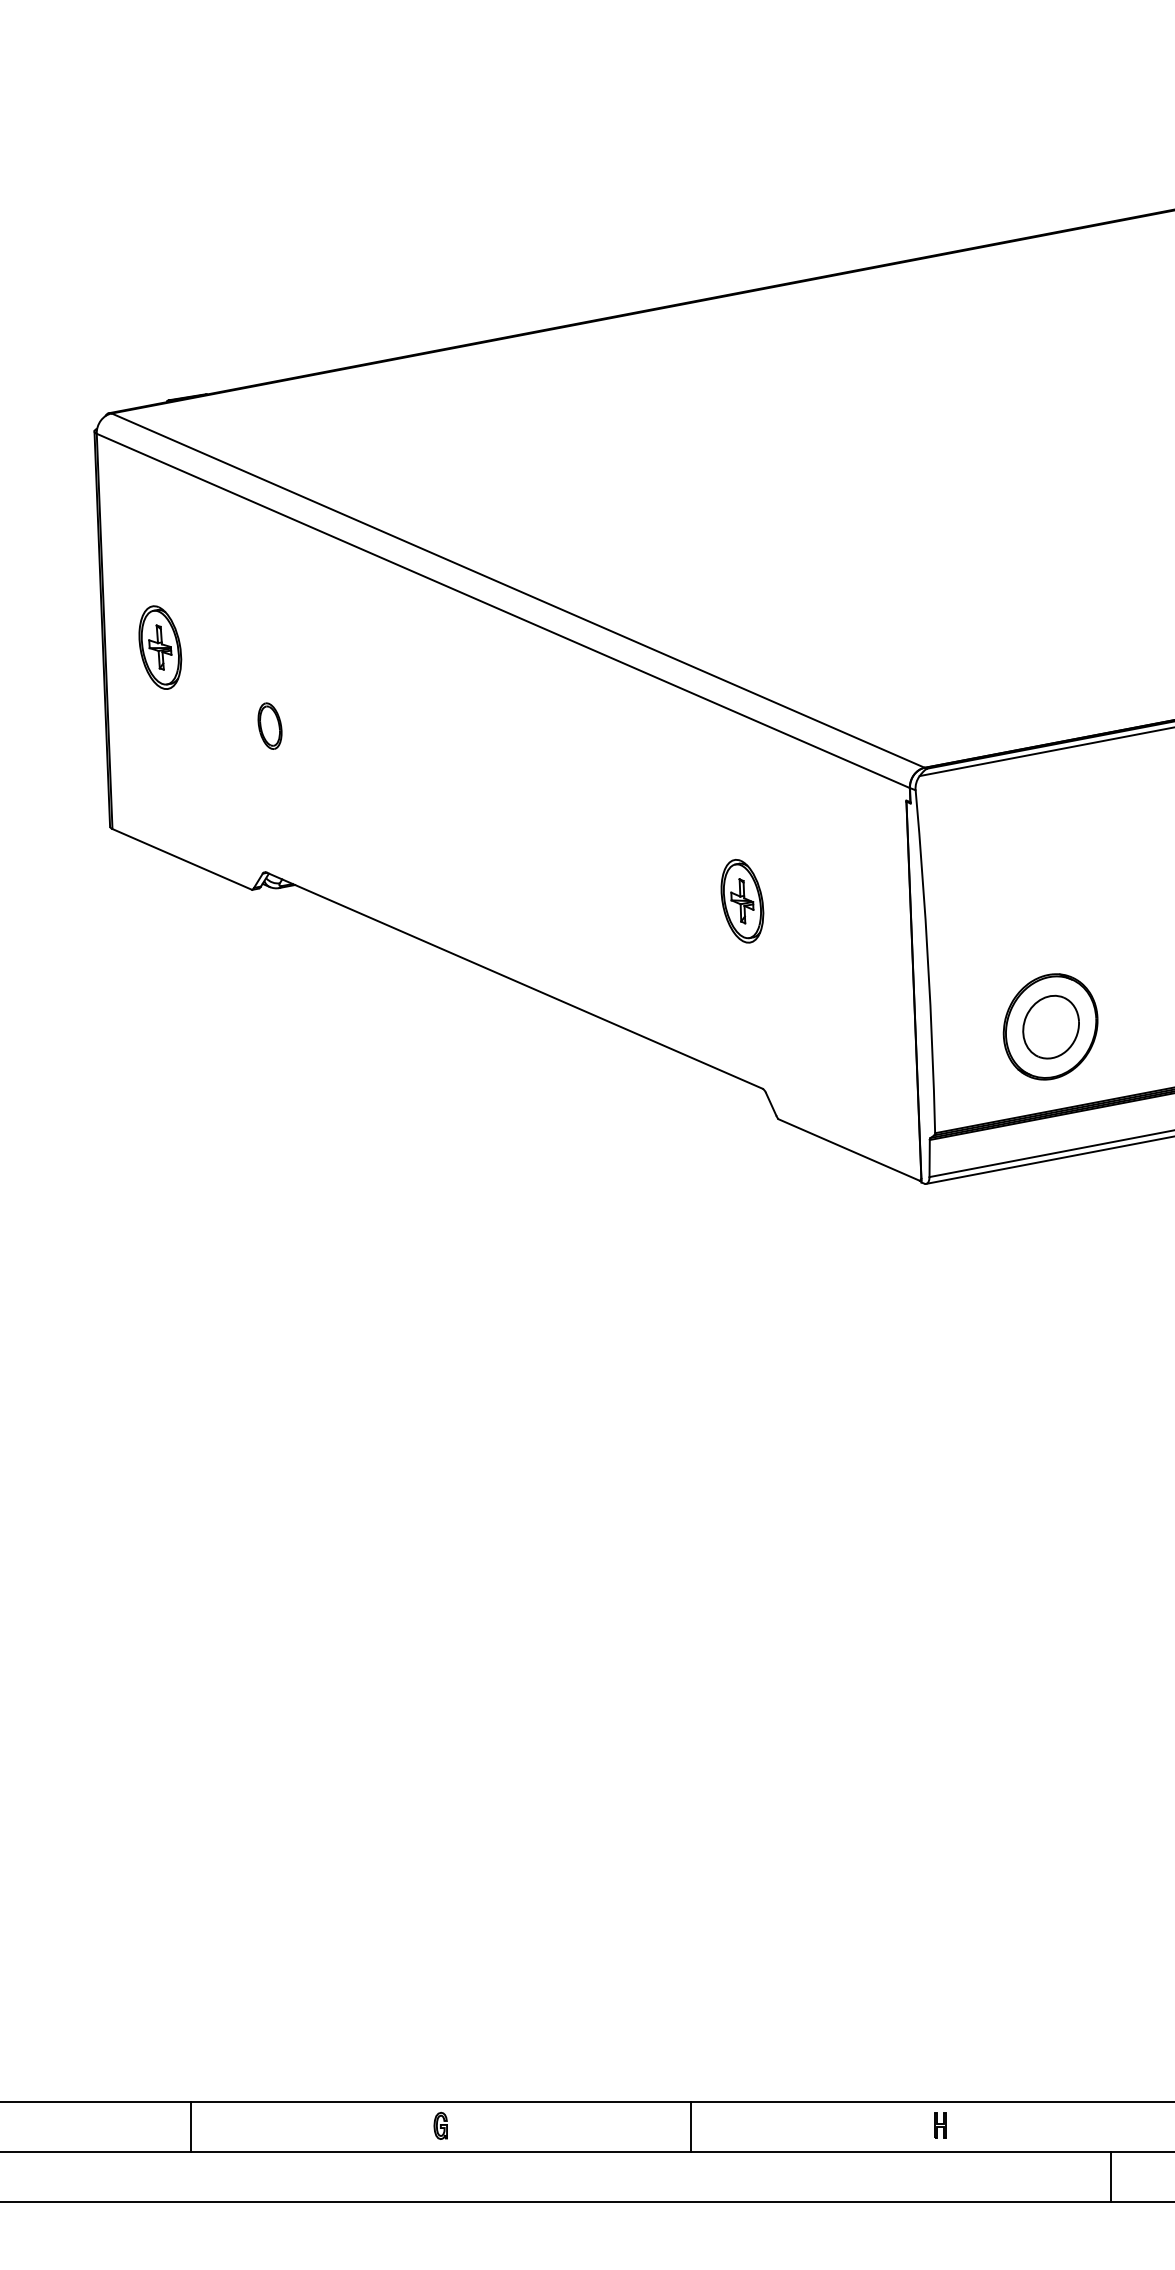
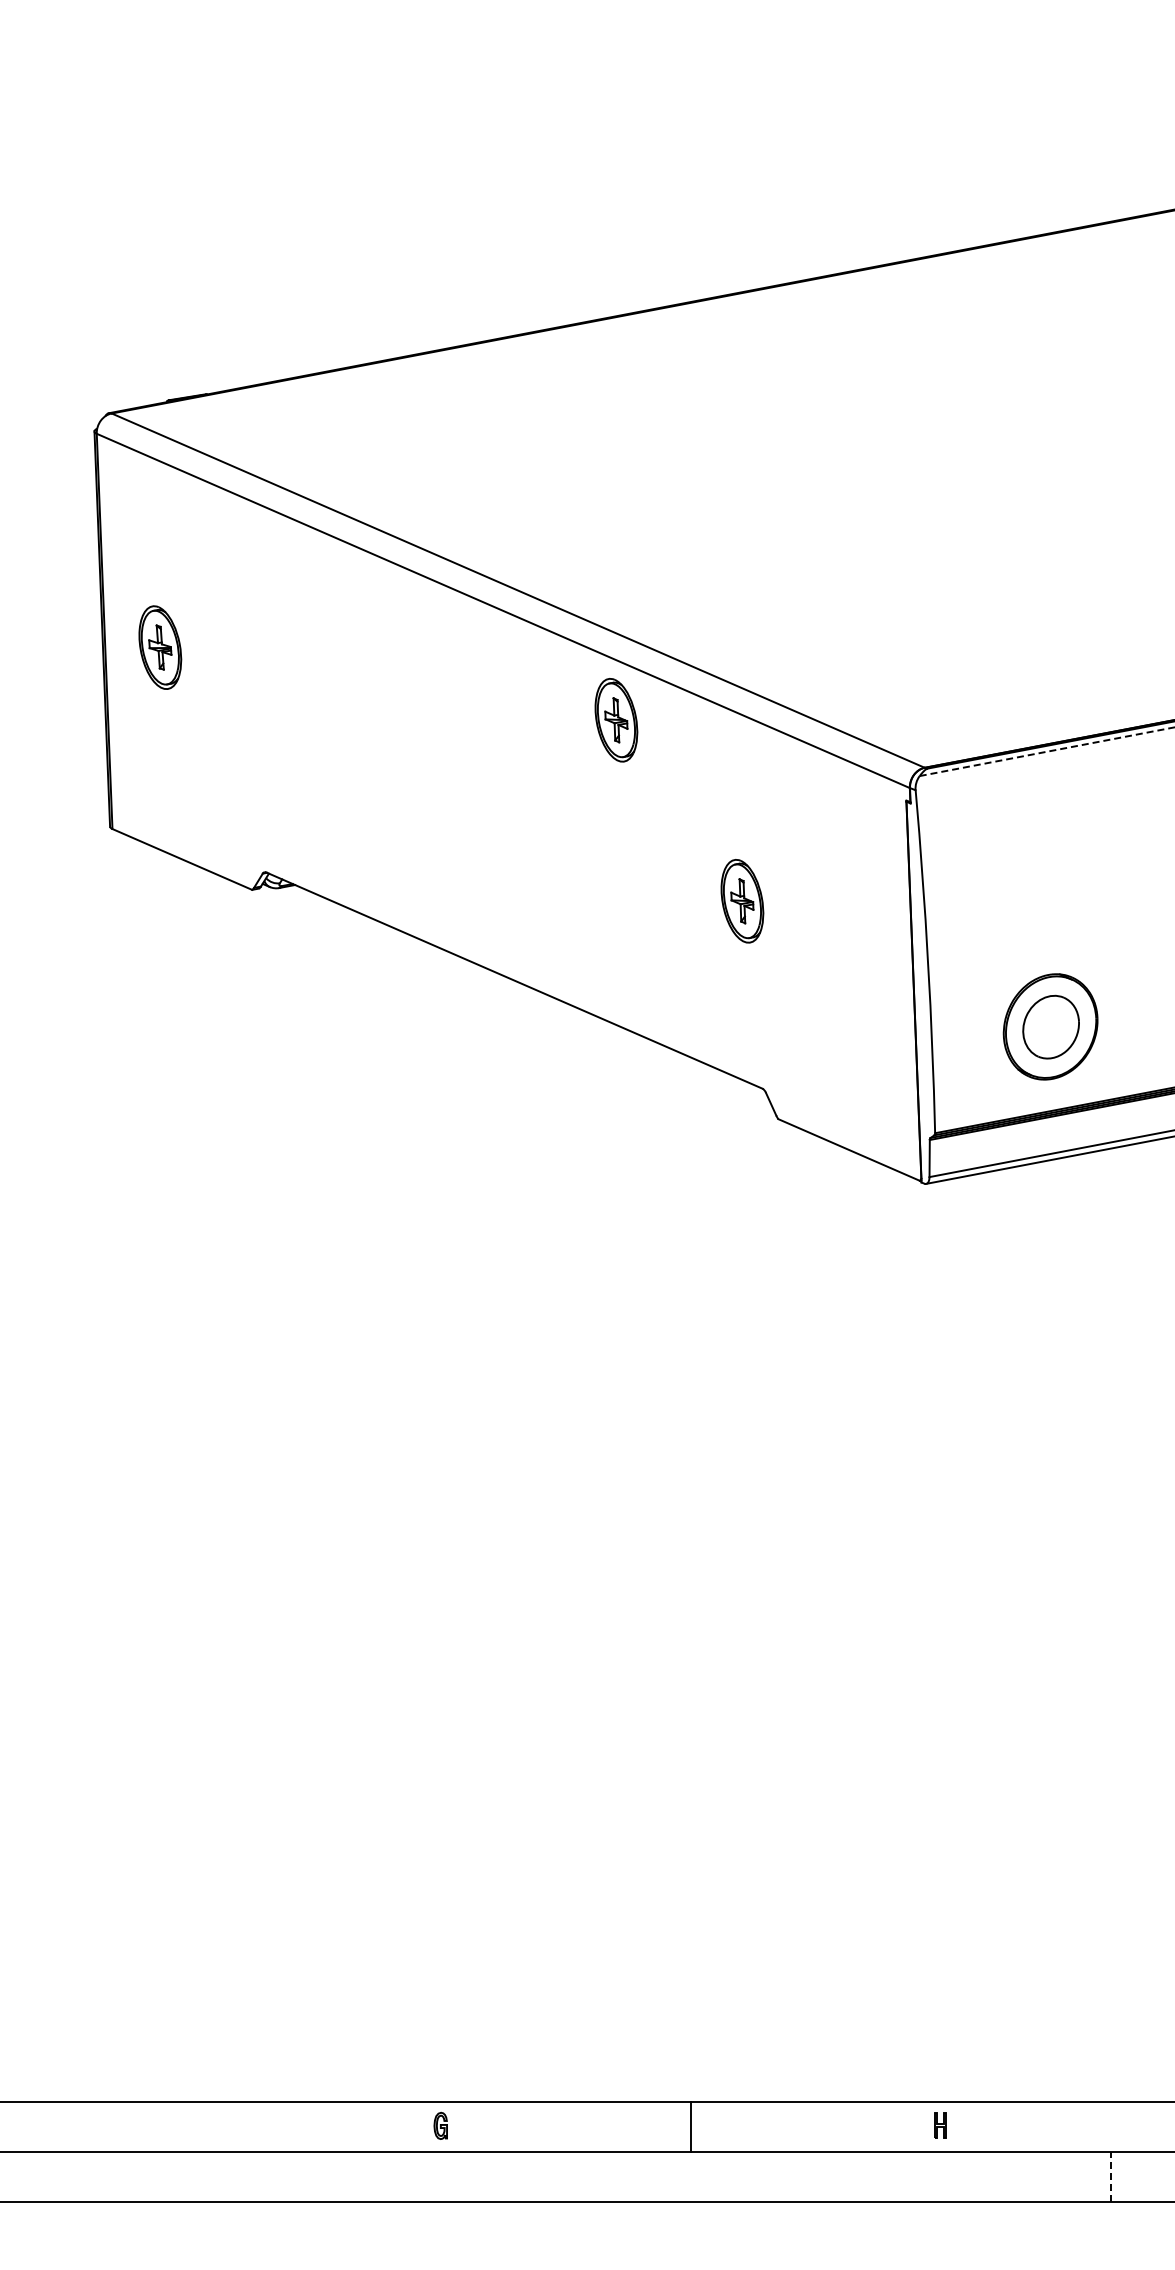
part: none -> present (616, 720)
part: present -> none (269, 725)
line: solid -> dashed (1047, 751)
line: present -> none (191, 2126)
line: solid -> dashed (1110, 2176)
